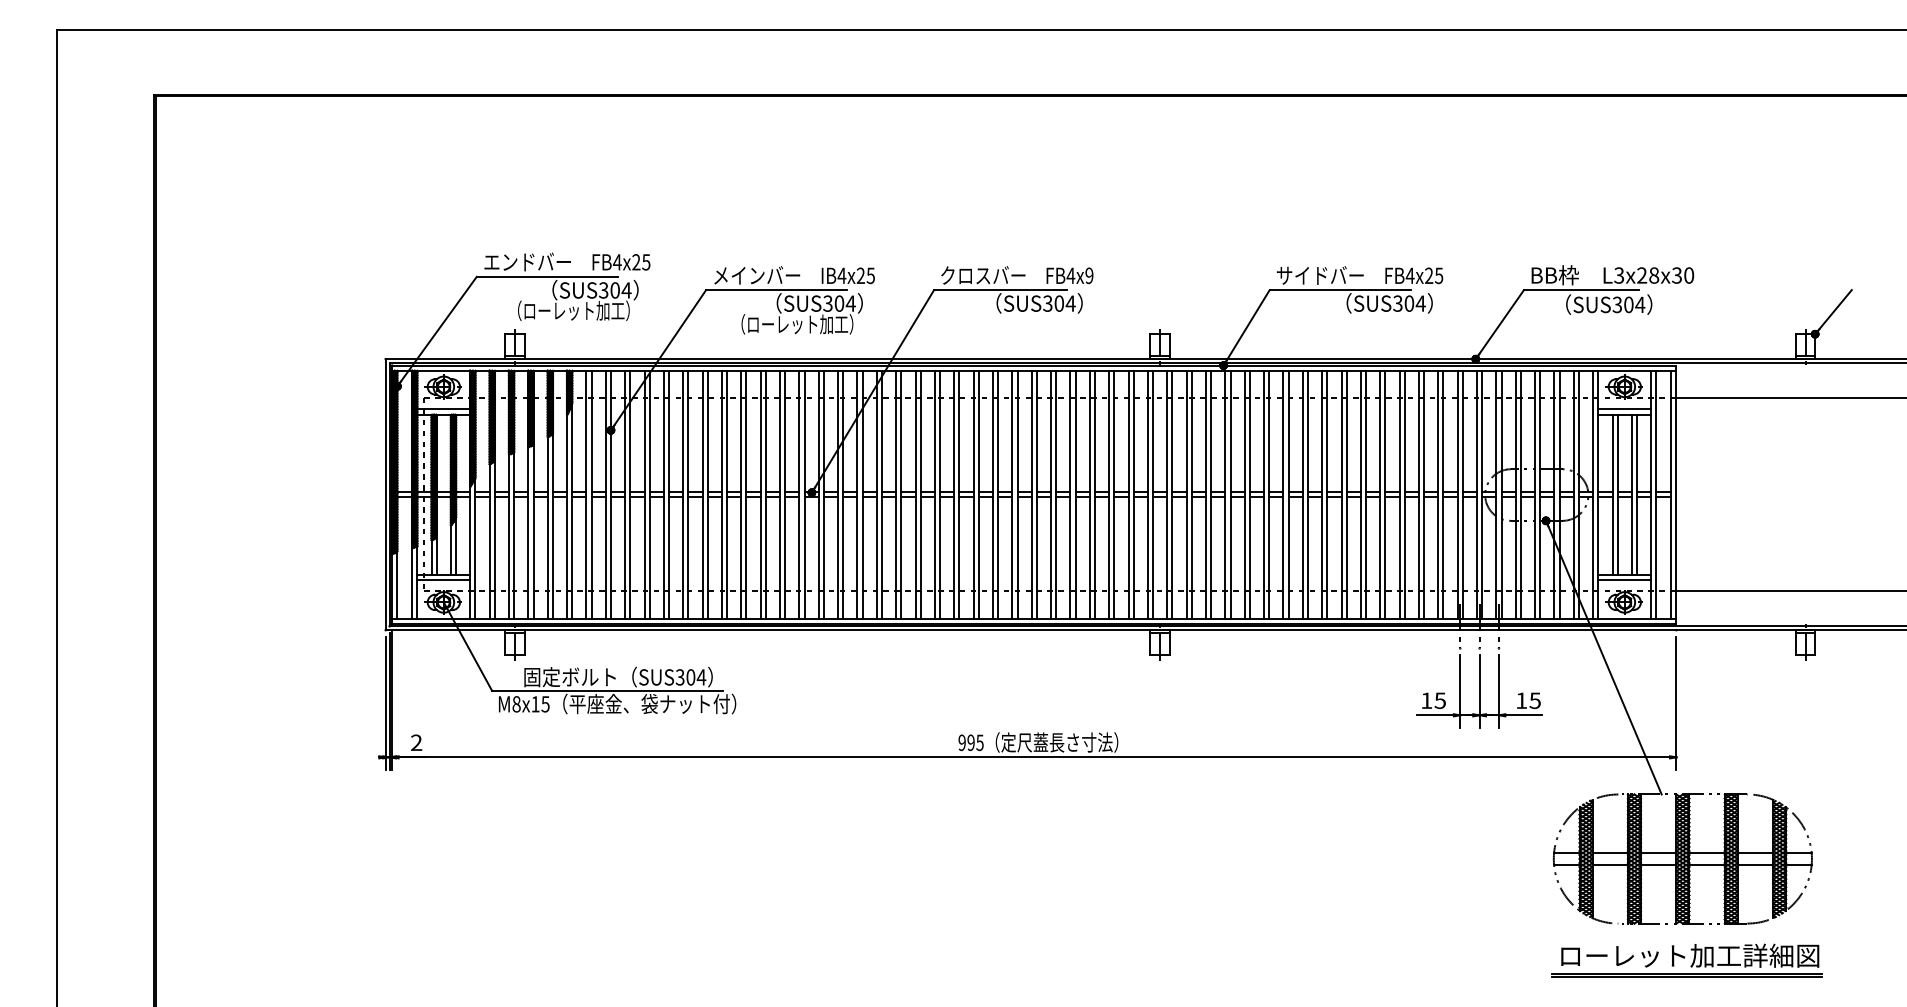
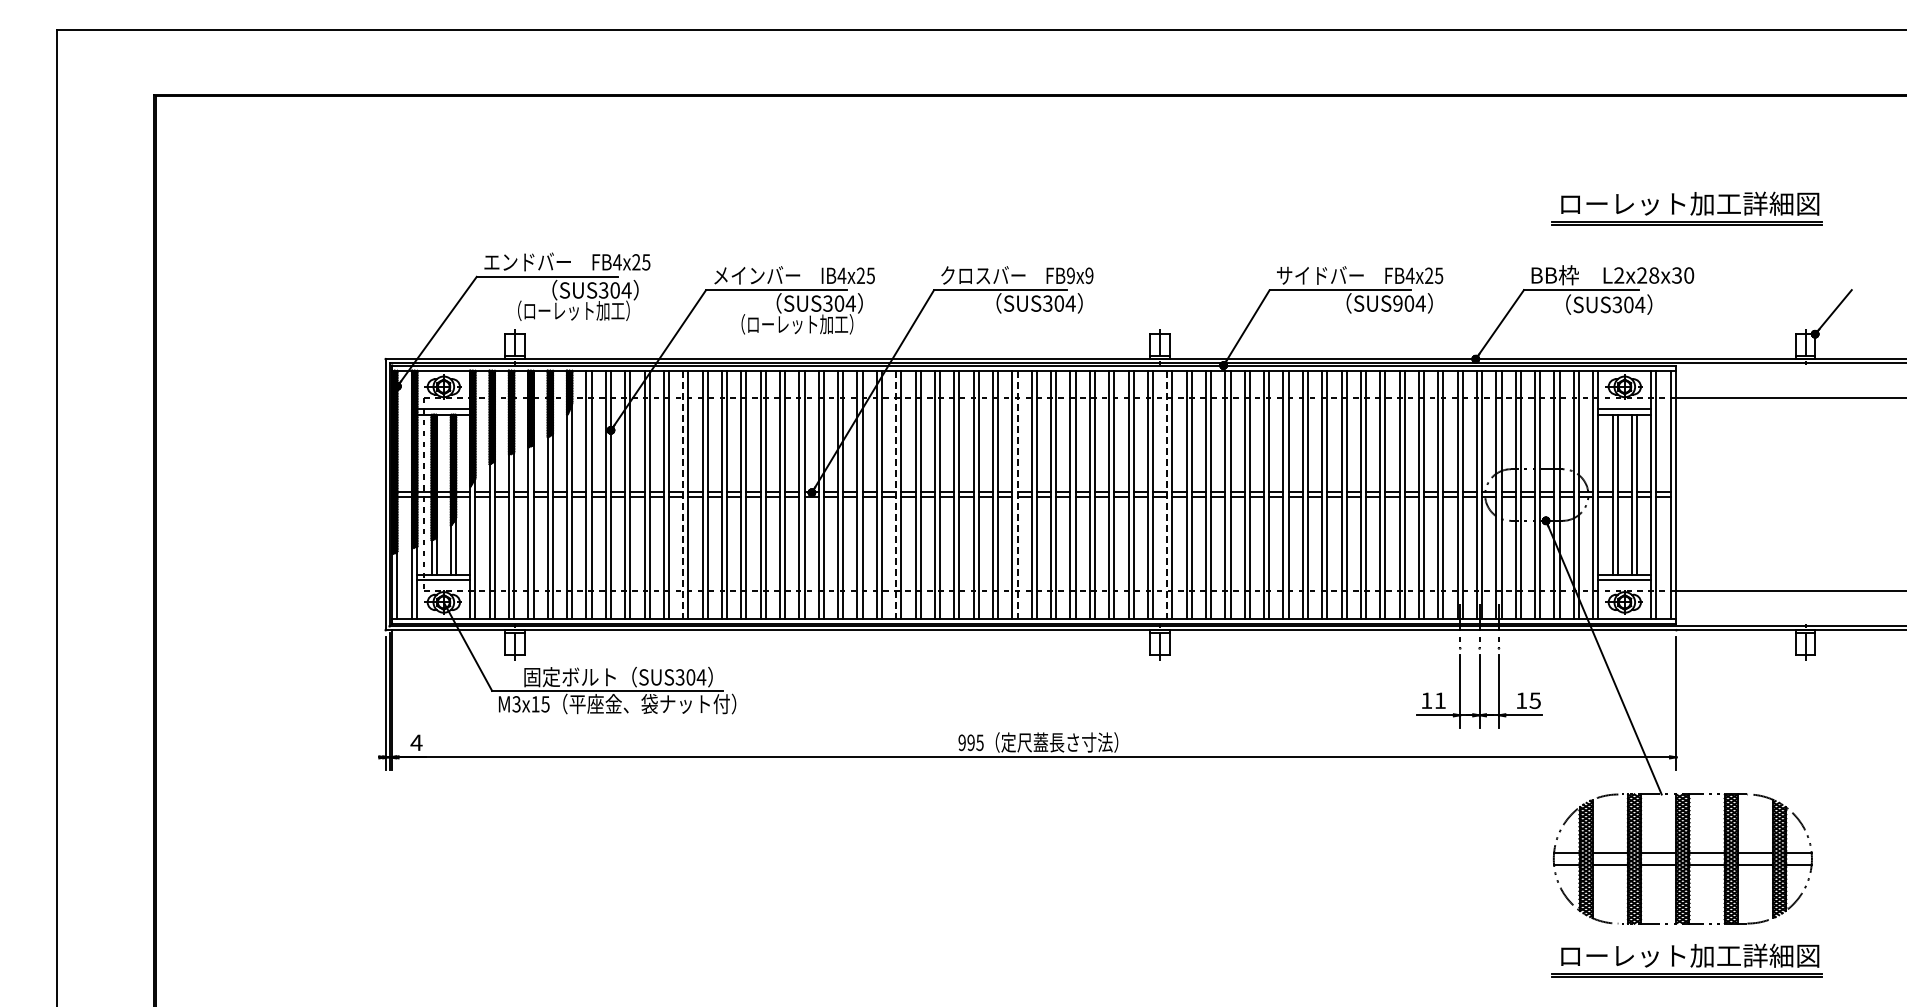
part: none -> present (1686, 208)
text: FB4x9 -> FB9x9 (1070, 275)
text: L3x28x30 -> L2x28x30 (1619, 275)
text: SUS304 -> SUS904 (1397, 303)
line: solid -> dashed (683, 494)
line: solid -> dashed (896, 494)
line: solid -> dashed (1017, 494)
line: solid -> dashed (1167, 494)
text: 15 -> 11 (1439, 700)
text: M8x15 -> M3x15 (516, 704)
text: 2 -> 4 (416, 742)
